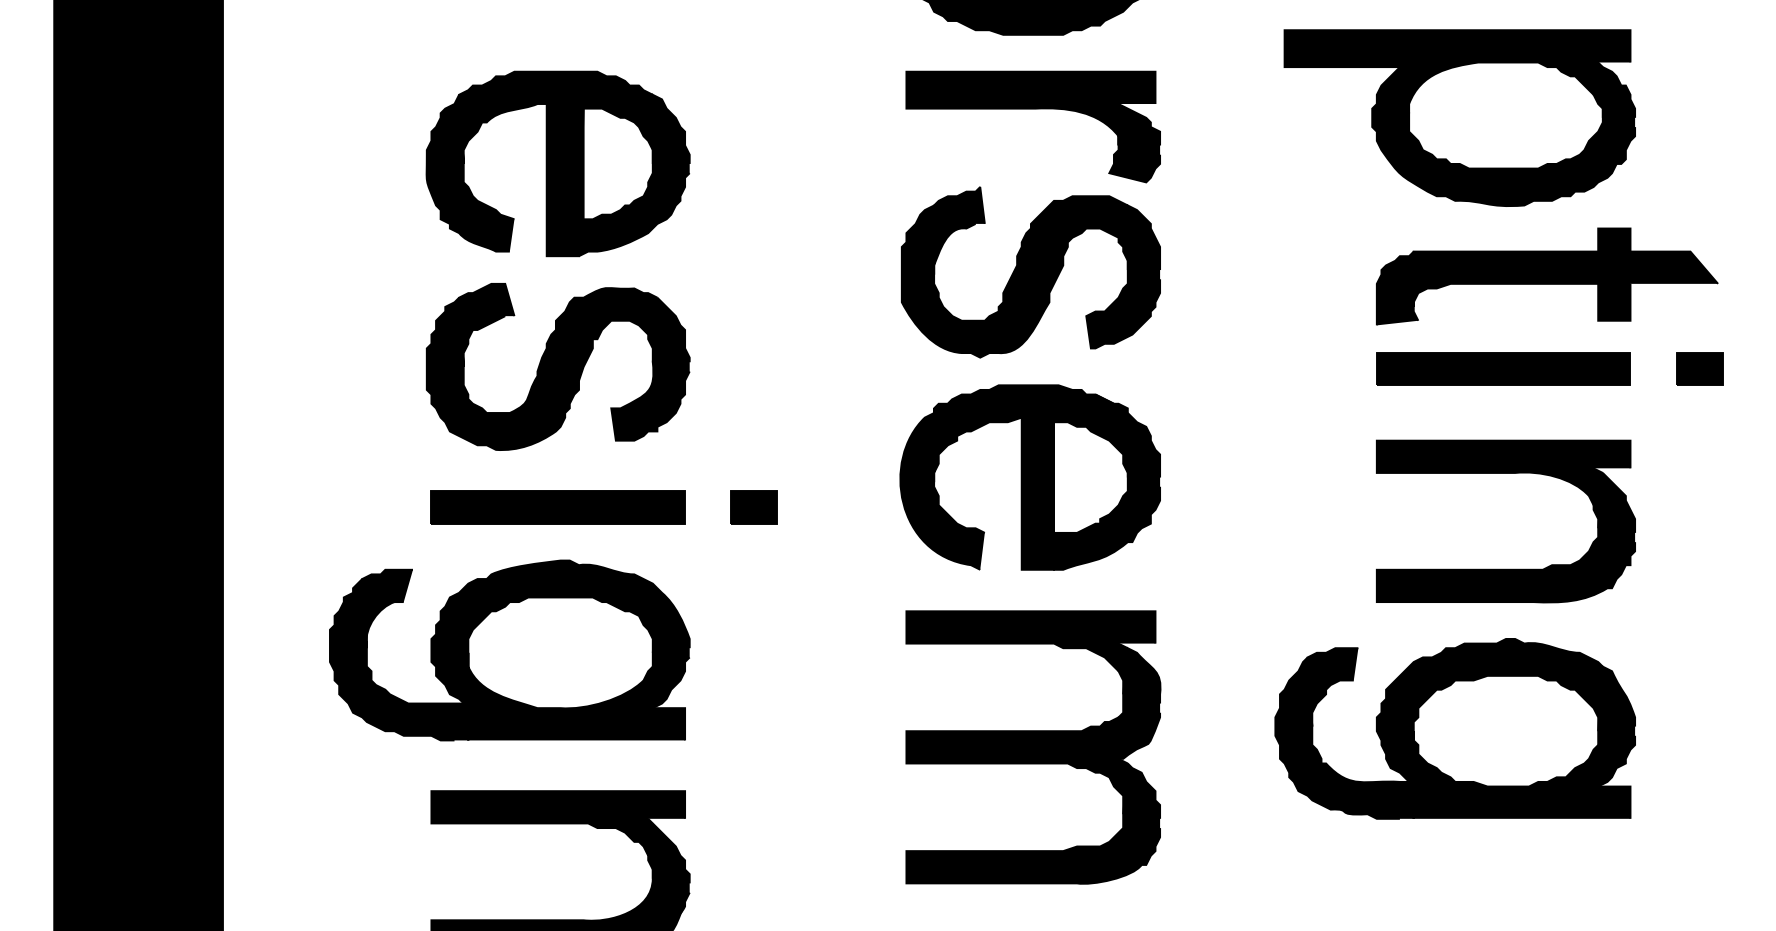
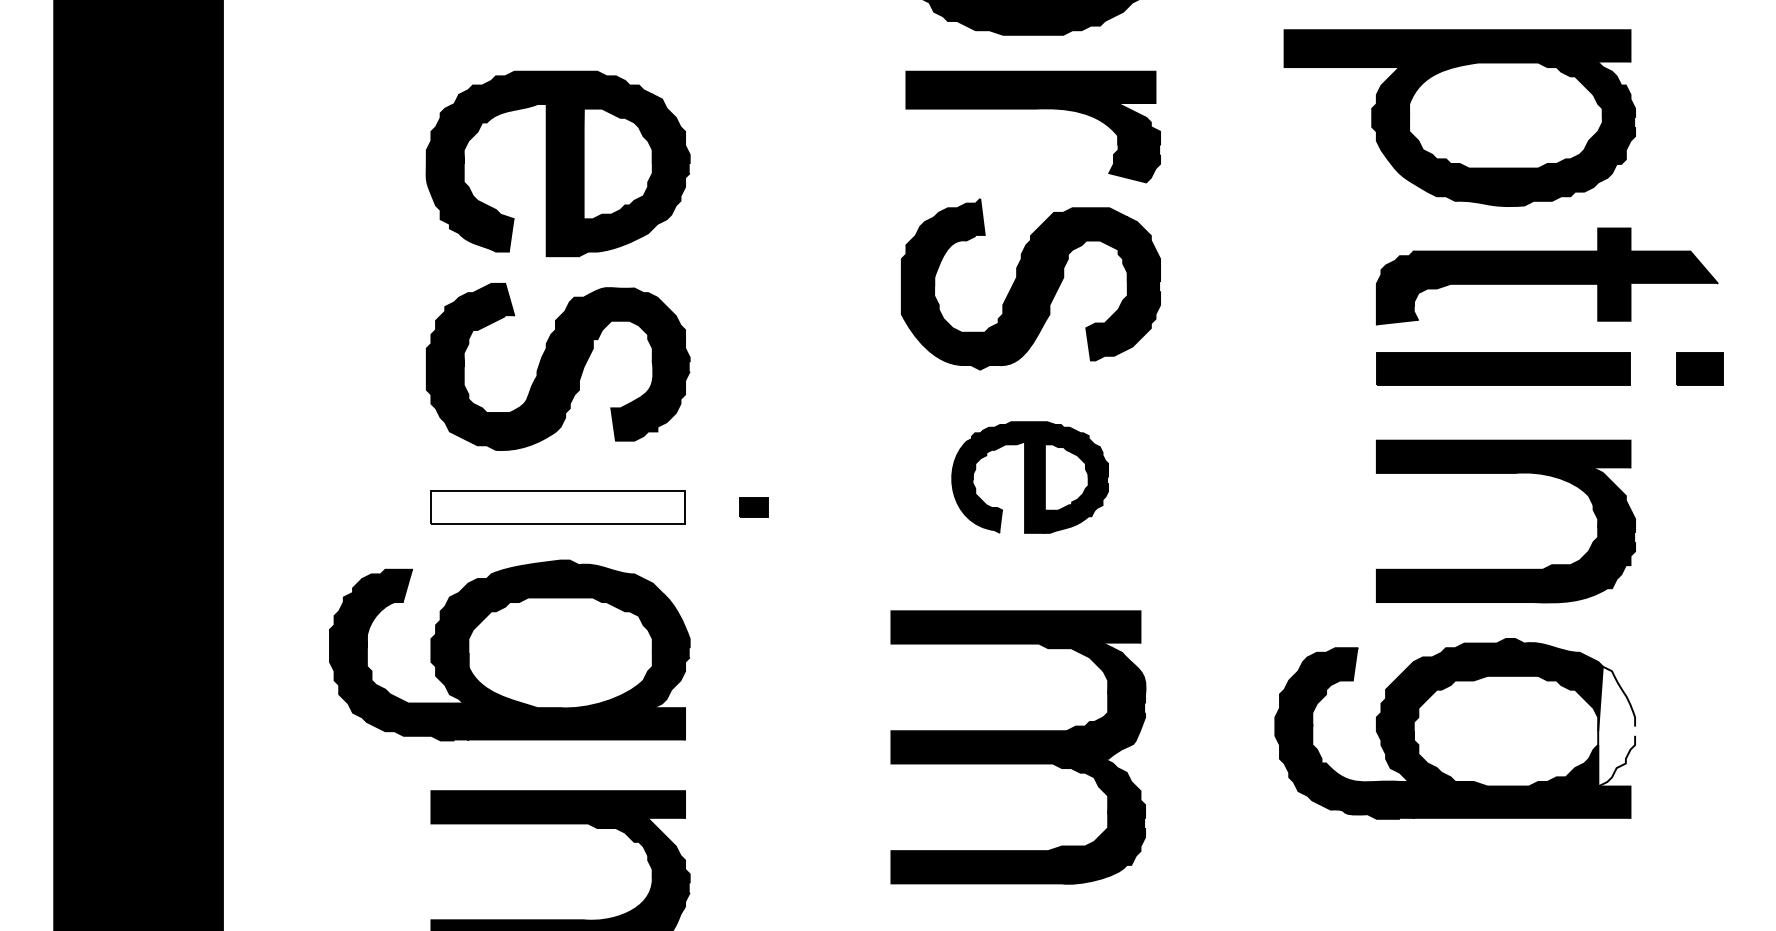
part position: (1030, 272) -> (1030, 284) (1030, 284)
part size: 262x187 px -> 158x113 px (1029, 477)
fill: present -> none (558, 507)
part size: 48x35 px -> 30x21 px (753, 507)
fill: present -> none (1616, 726)
part position: (1033, 747) -> (1018, 747) (1018, 747)
